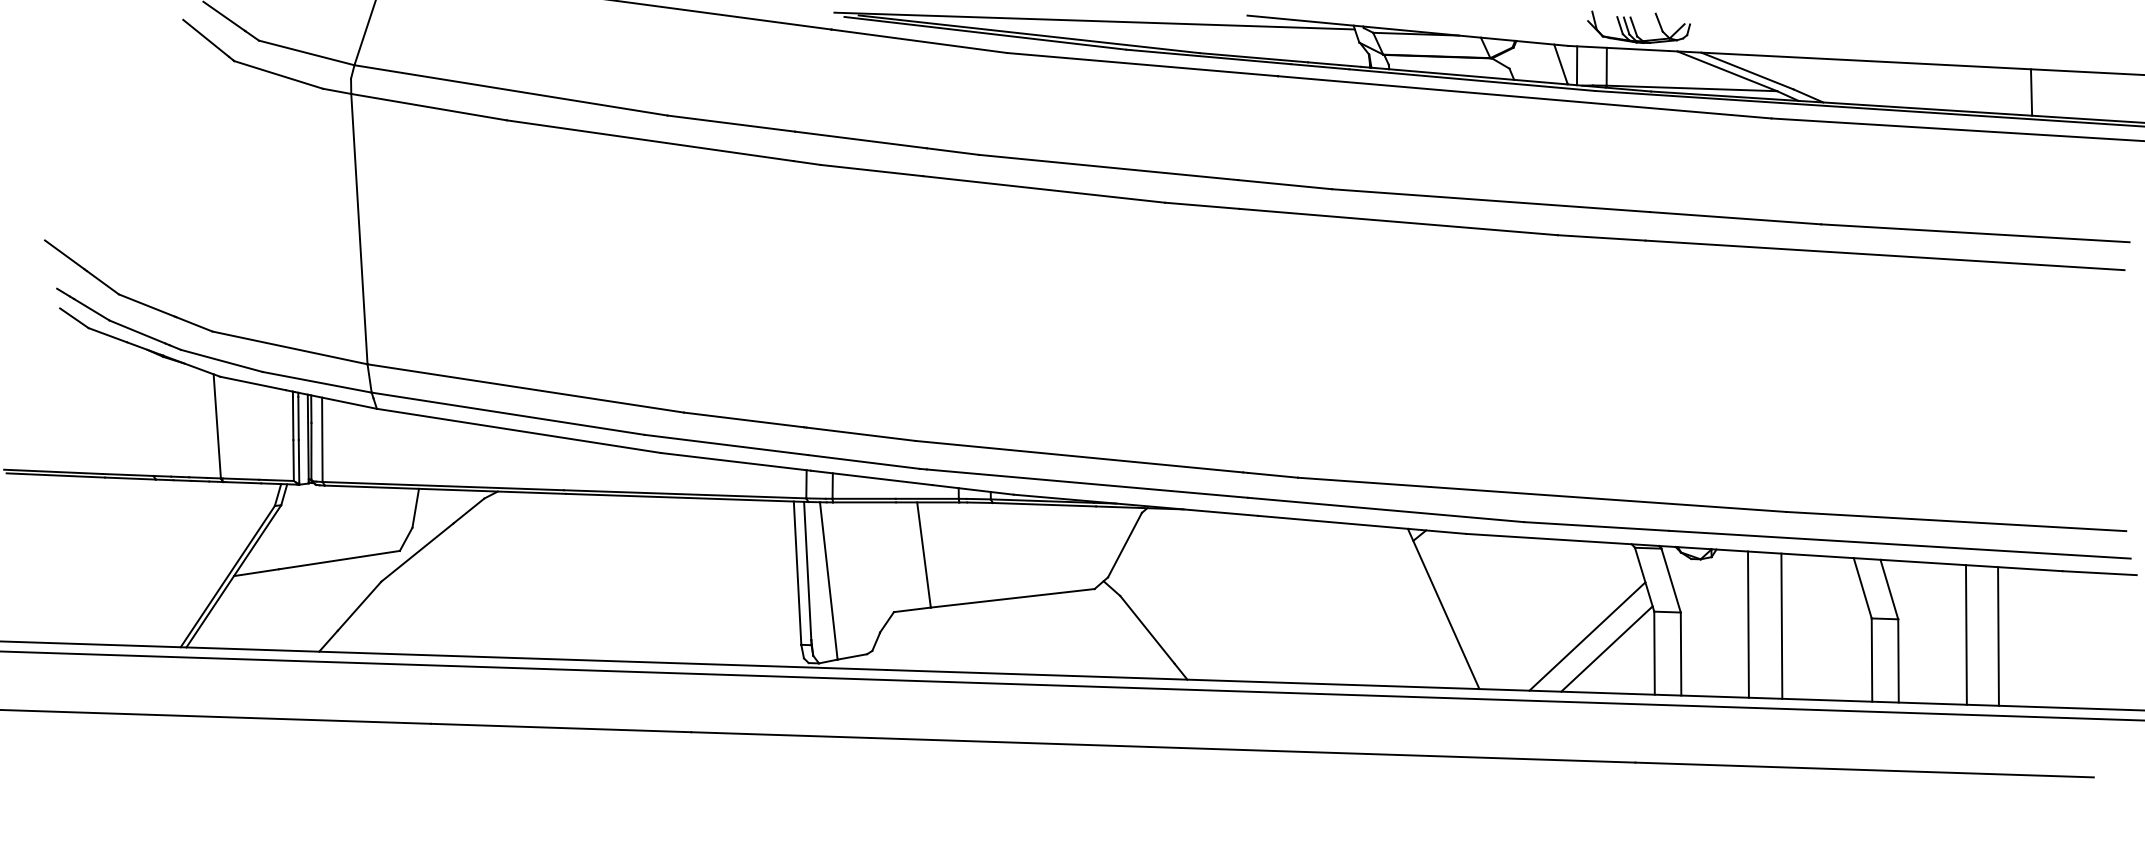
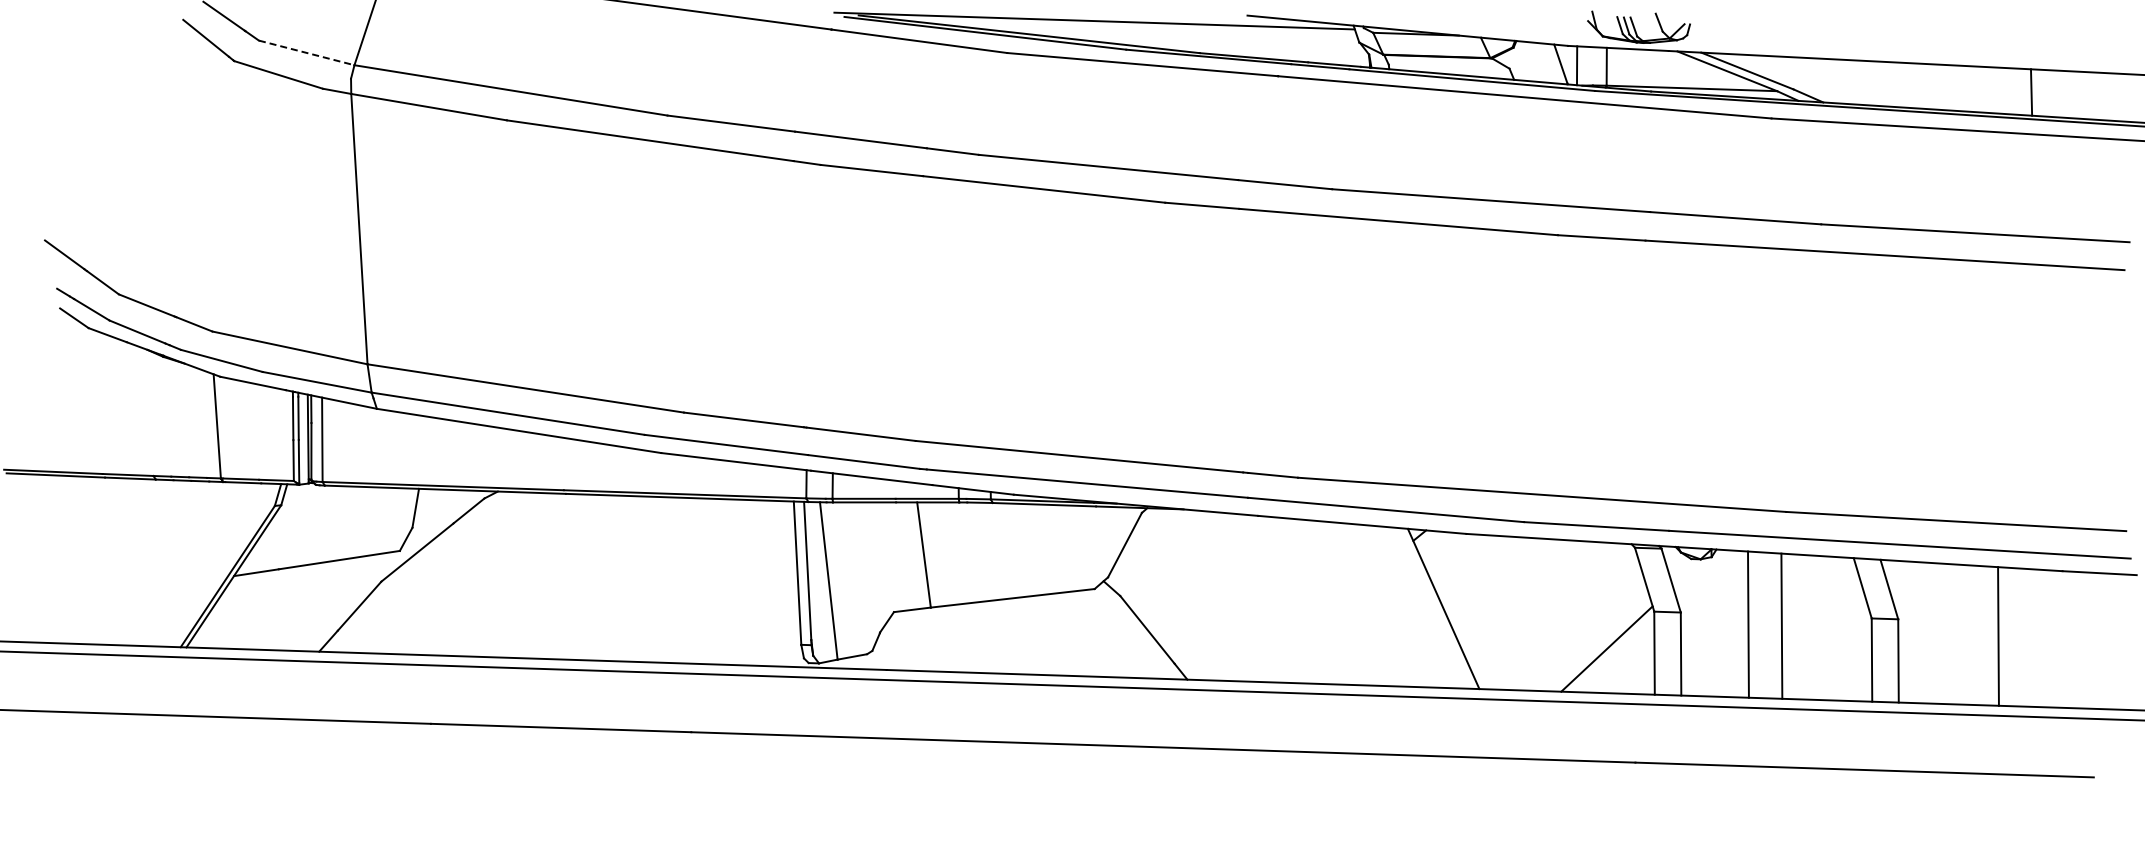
line: solid -> dashed (307, 53)
line: present -> none (1966, 634)
line: present -> none (1587, 636)
